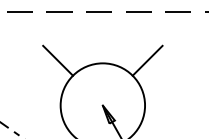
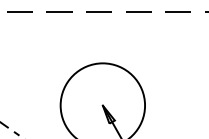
line: present -> none (58, 60)
line: present -> none (147, 60)
